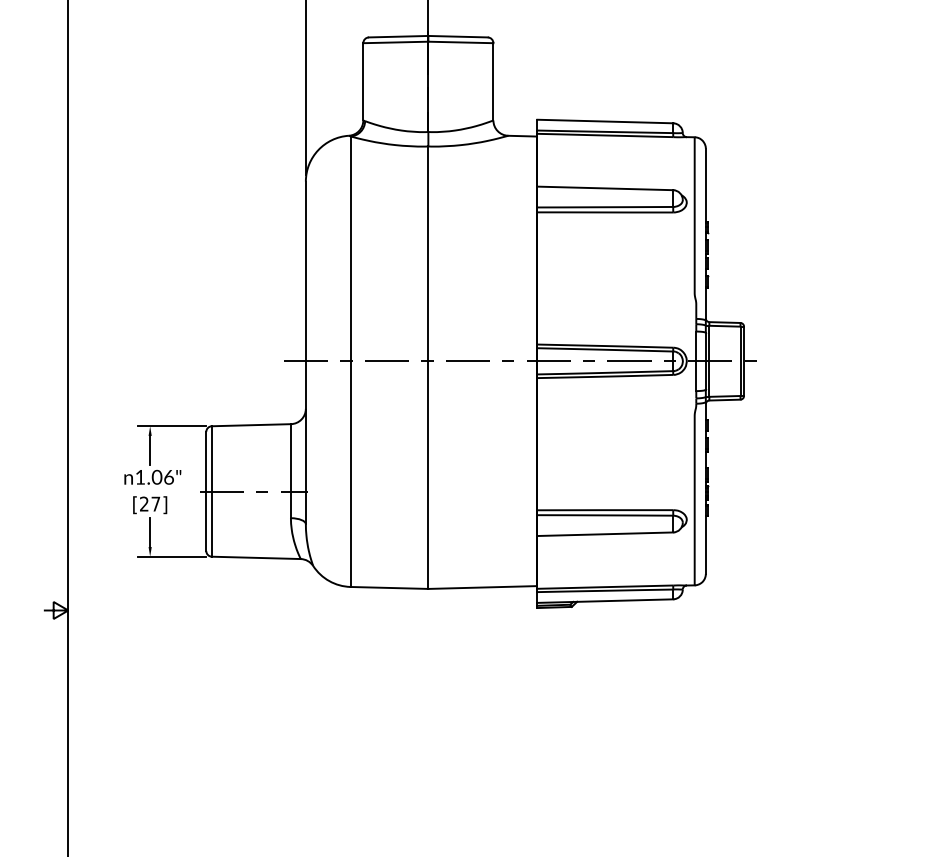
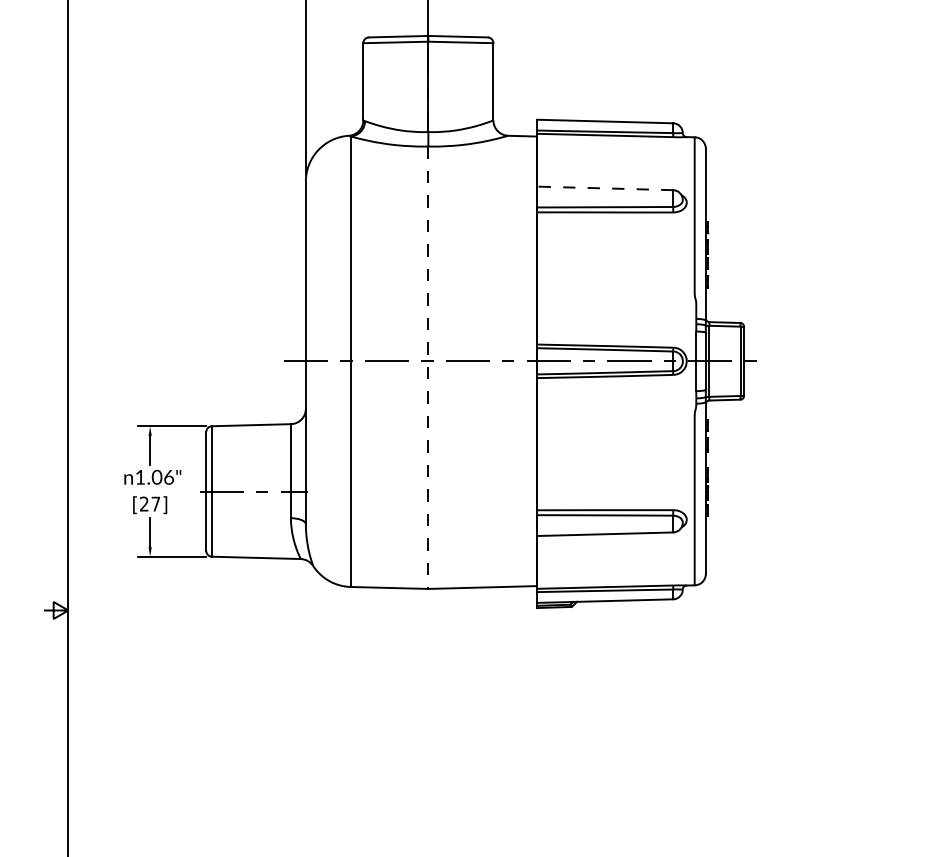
line: solid -> dashed (604, 188)
line: solid -> dashed (428, 368)
